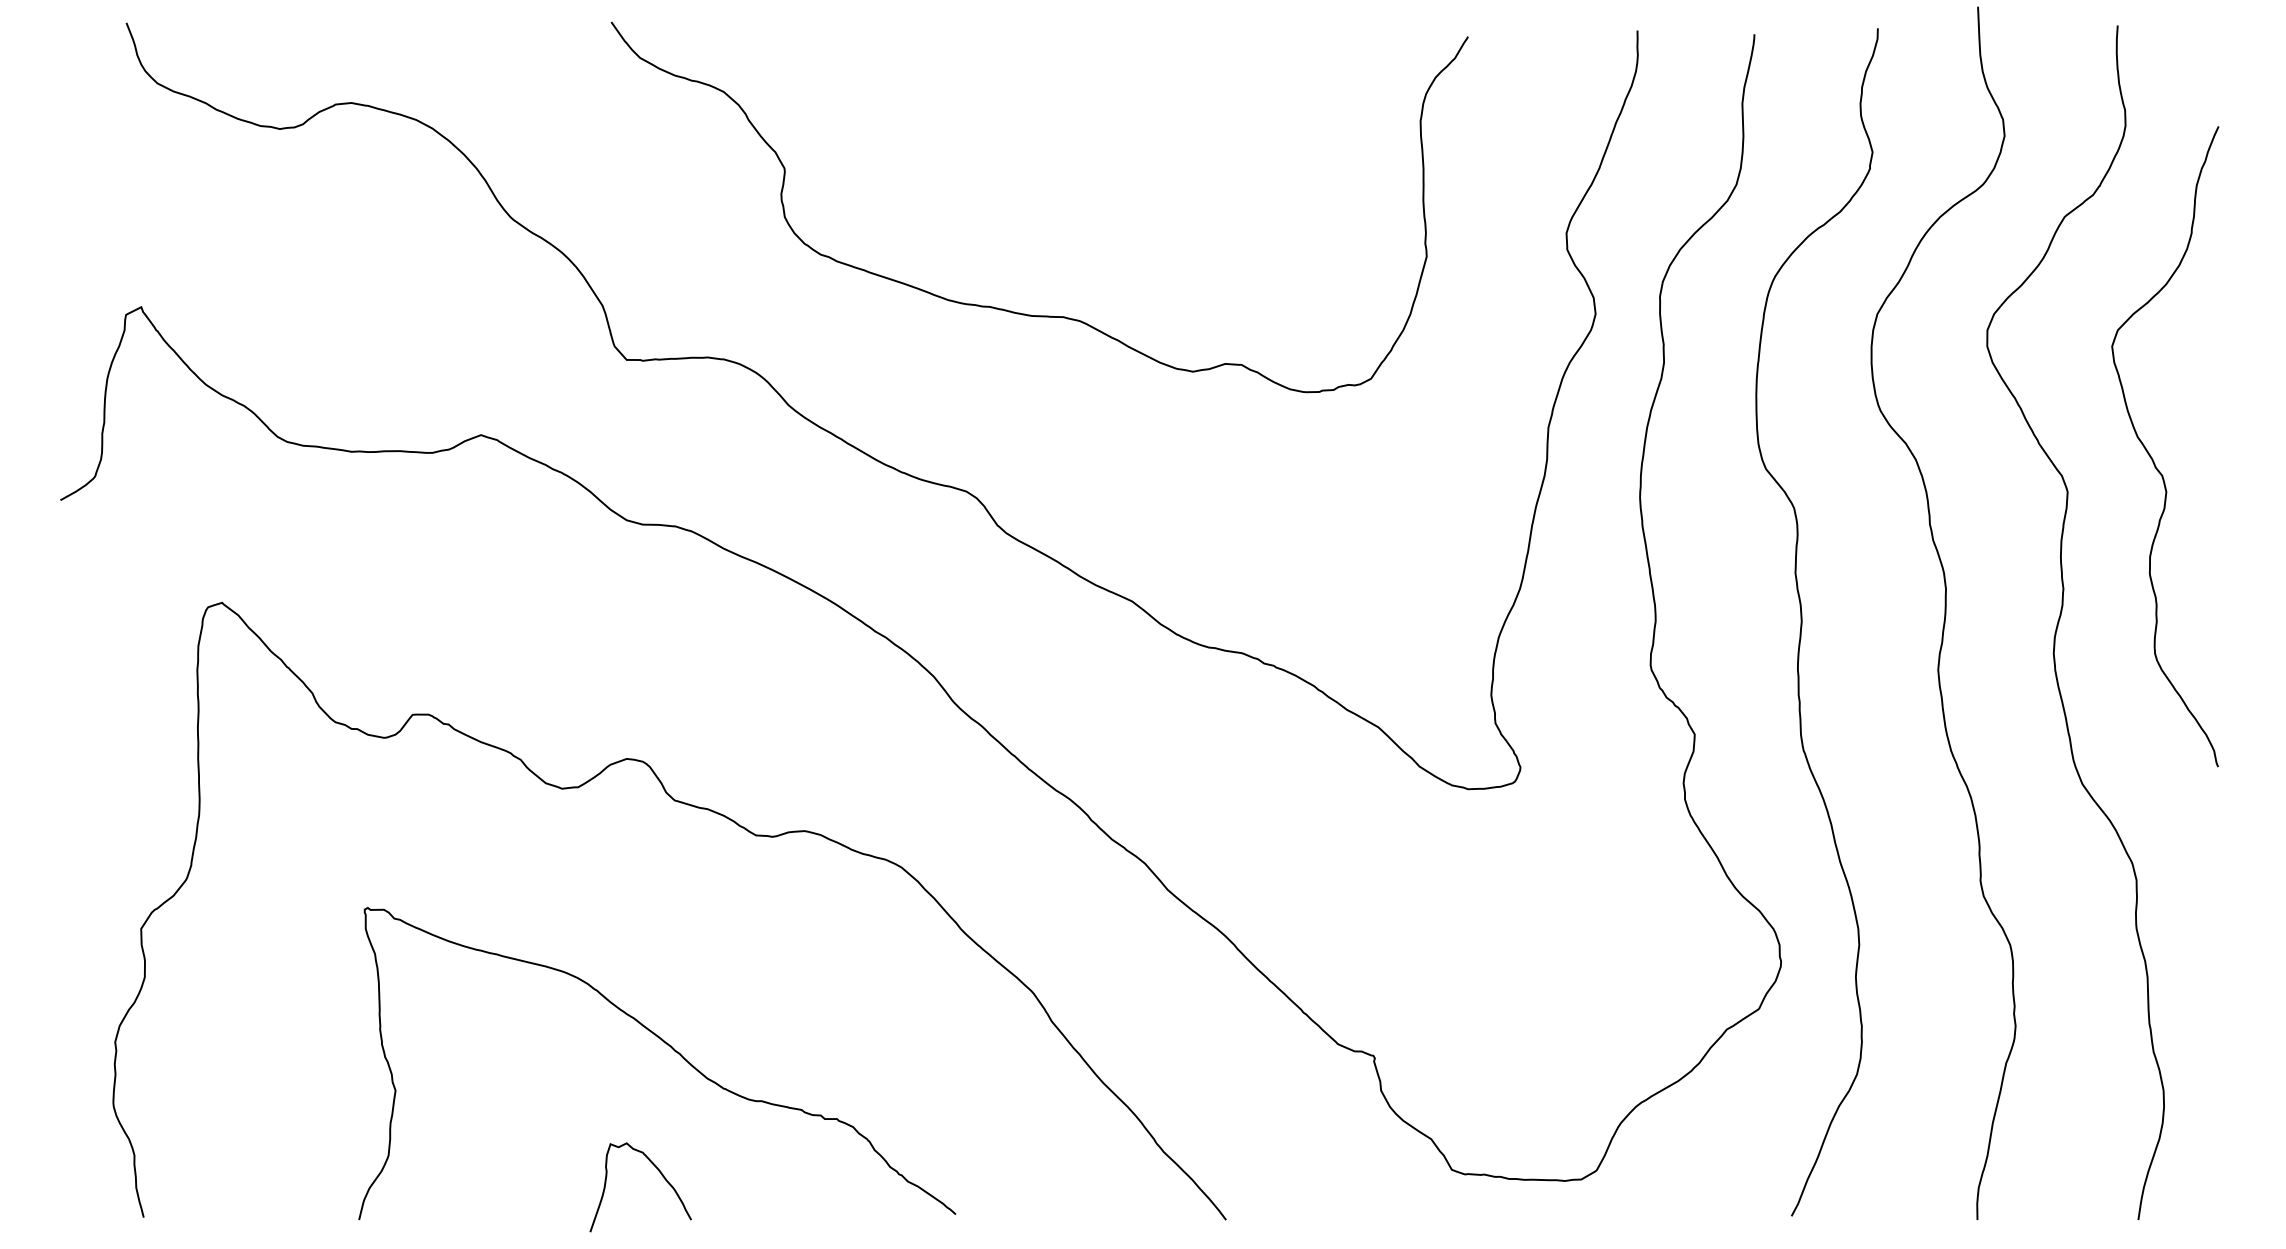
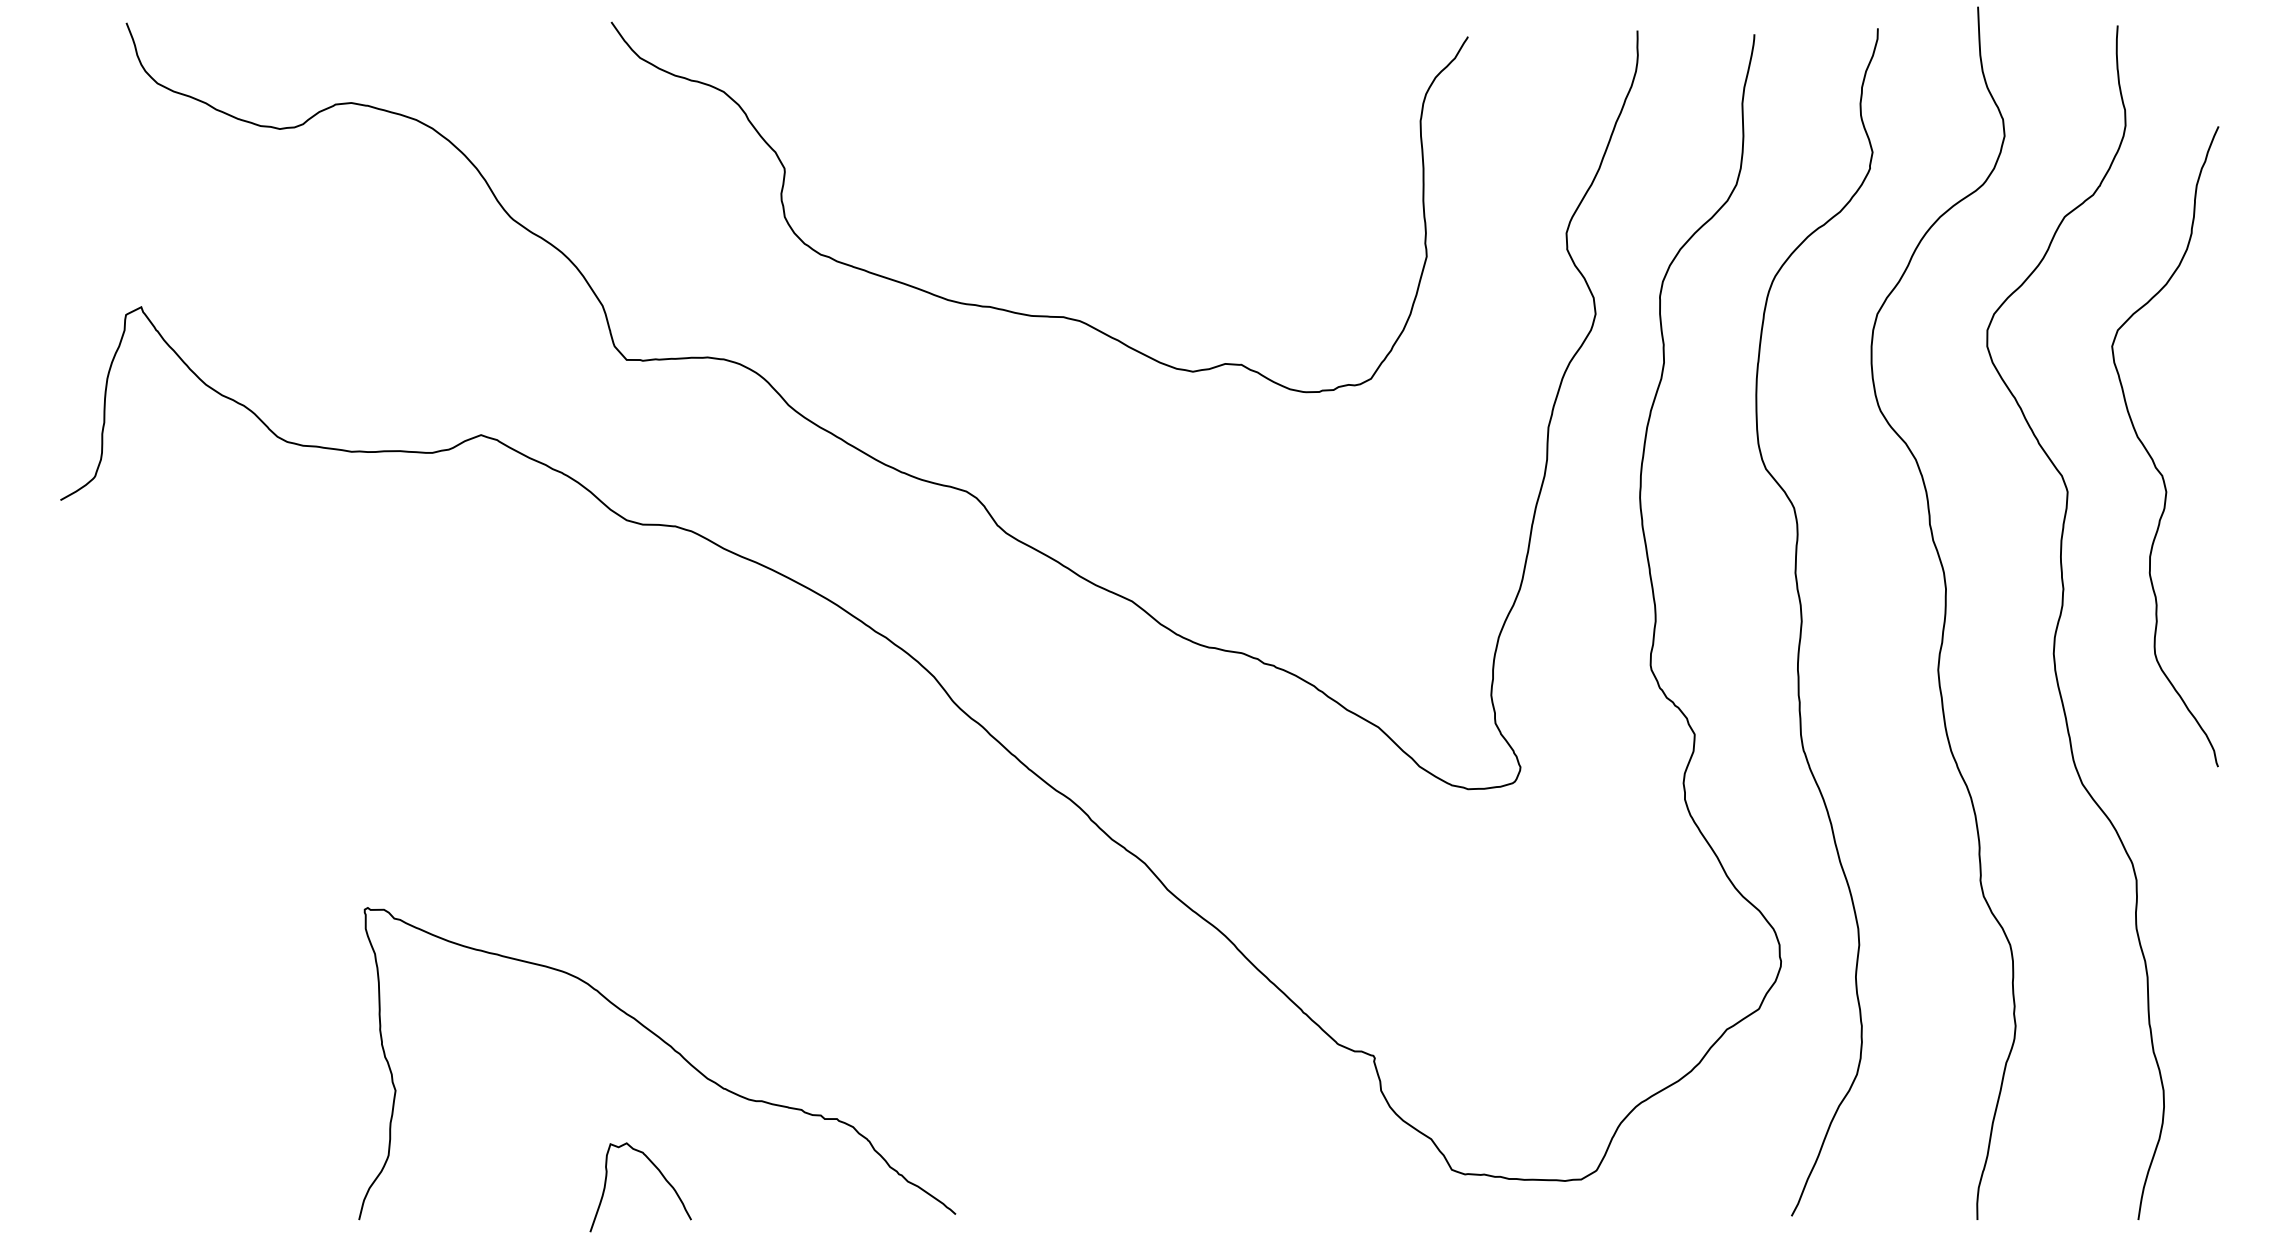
curve: present -> none (697, 808)
